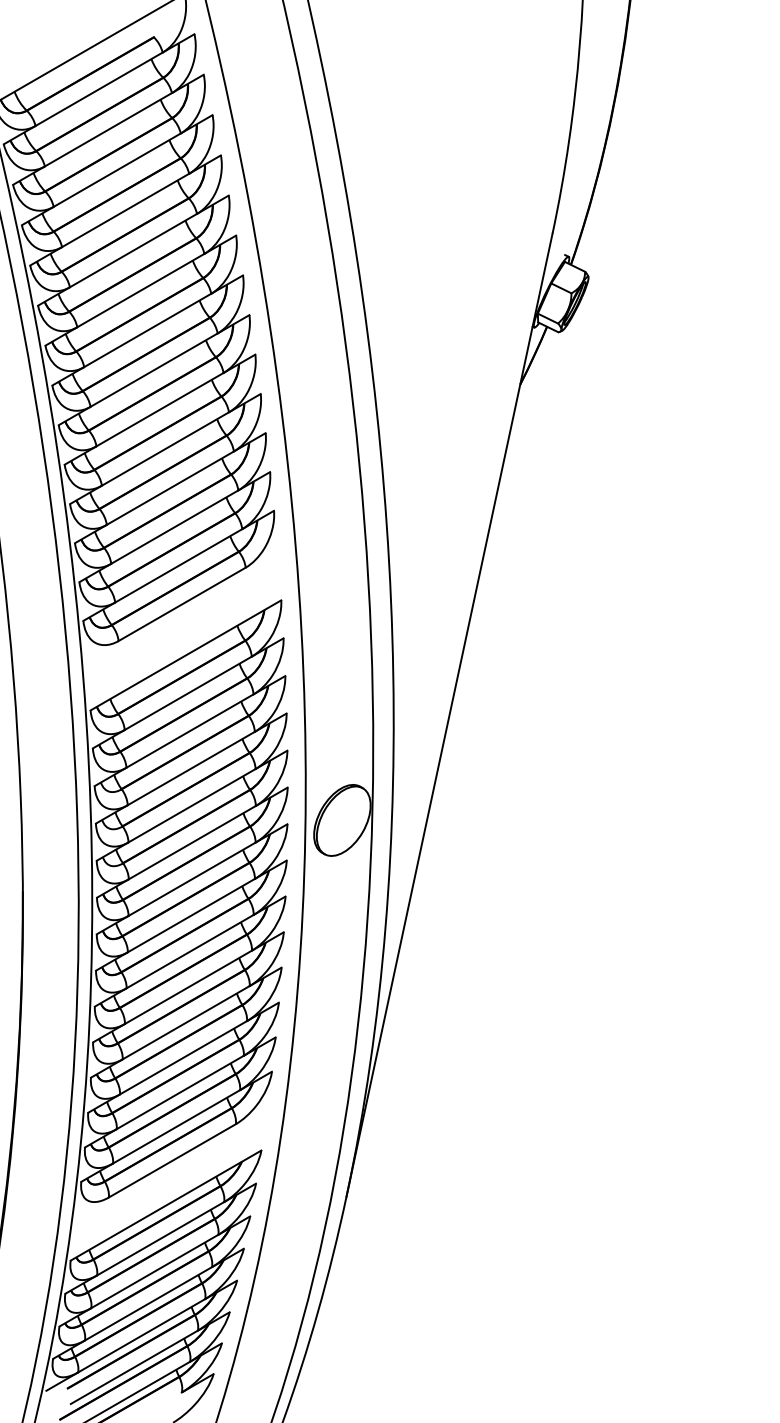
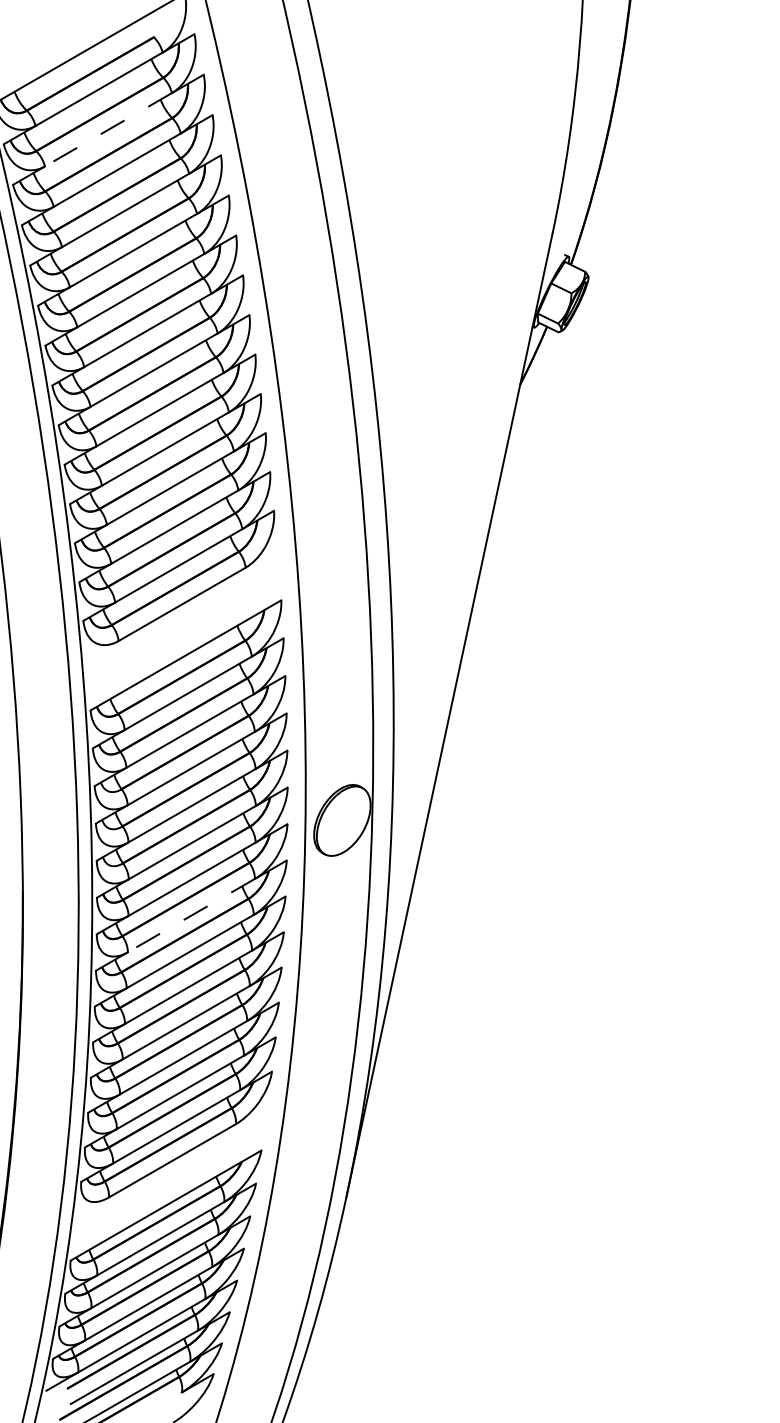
line: solid -> dashed (108, 130)
line: solid -> dashed (190, 915)
